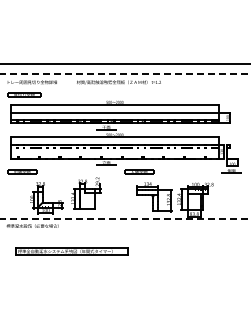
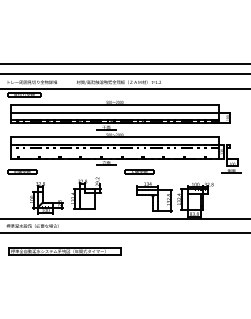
line: dashed -> solid (125, 74)
line: none -> present (124, 88)
line: dashed -> solid (125, 218)
line: none -> present (124, 232)
part position: (71, 251) -> (64, 251) (64, 251)
